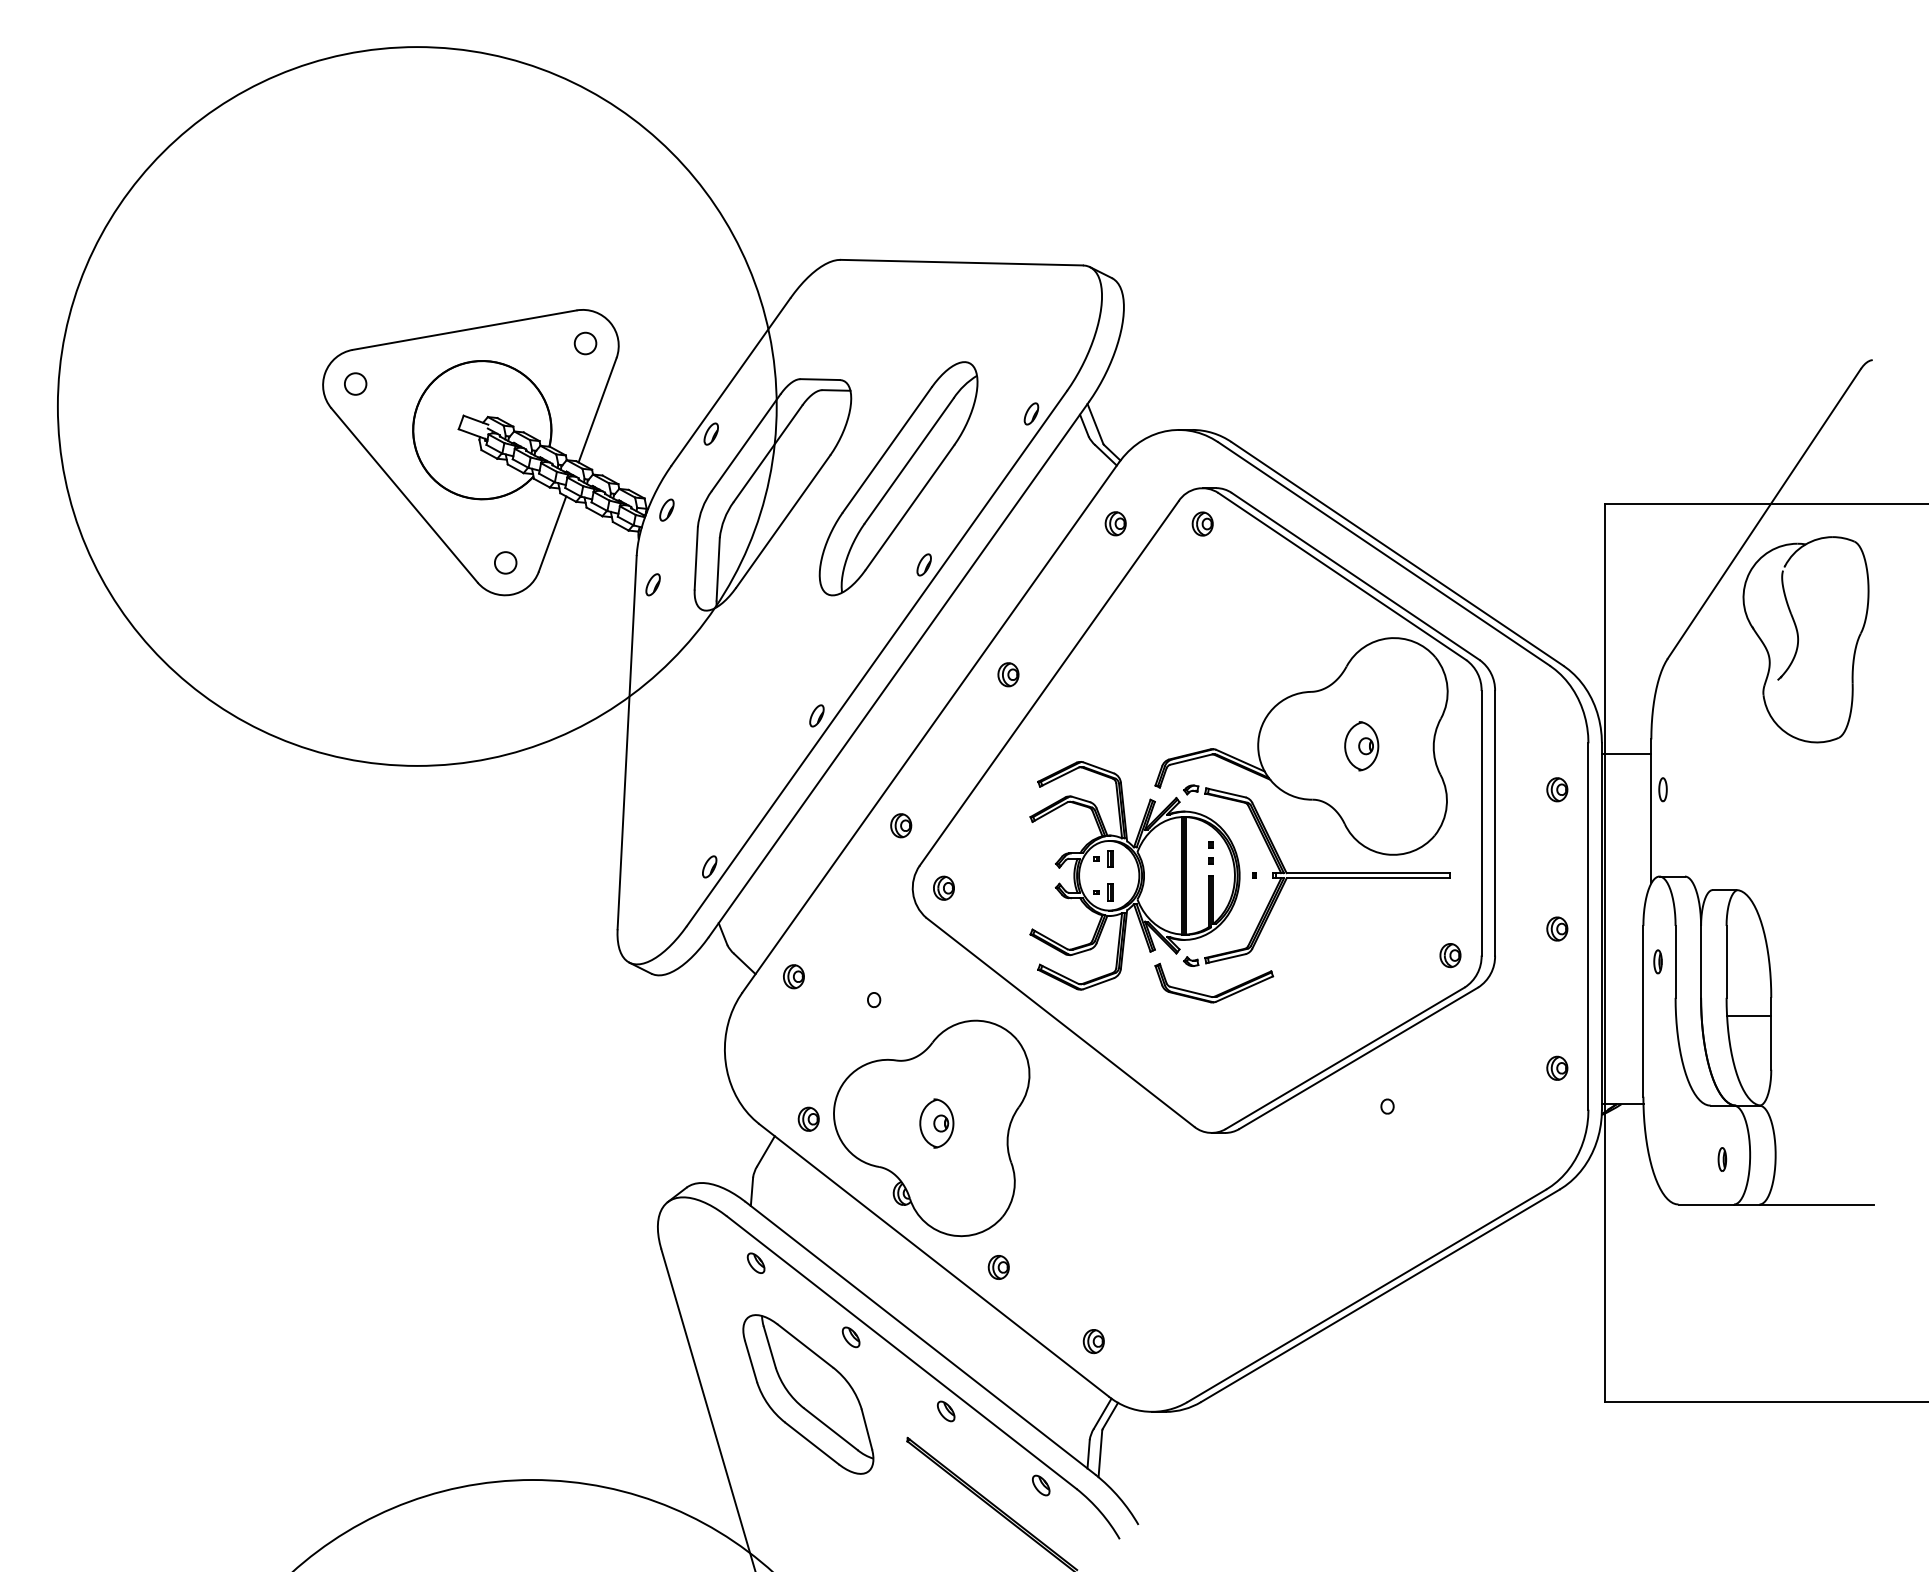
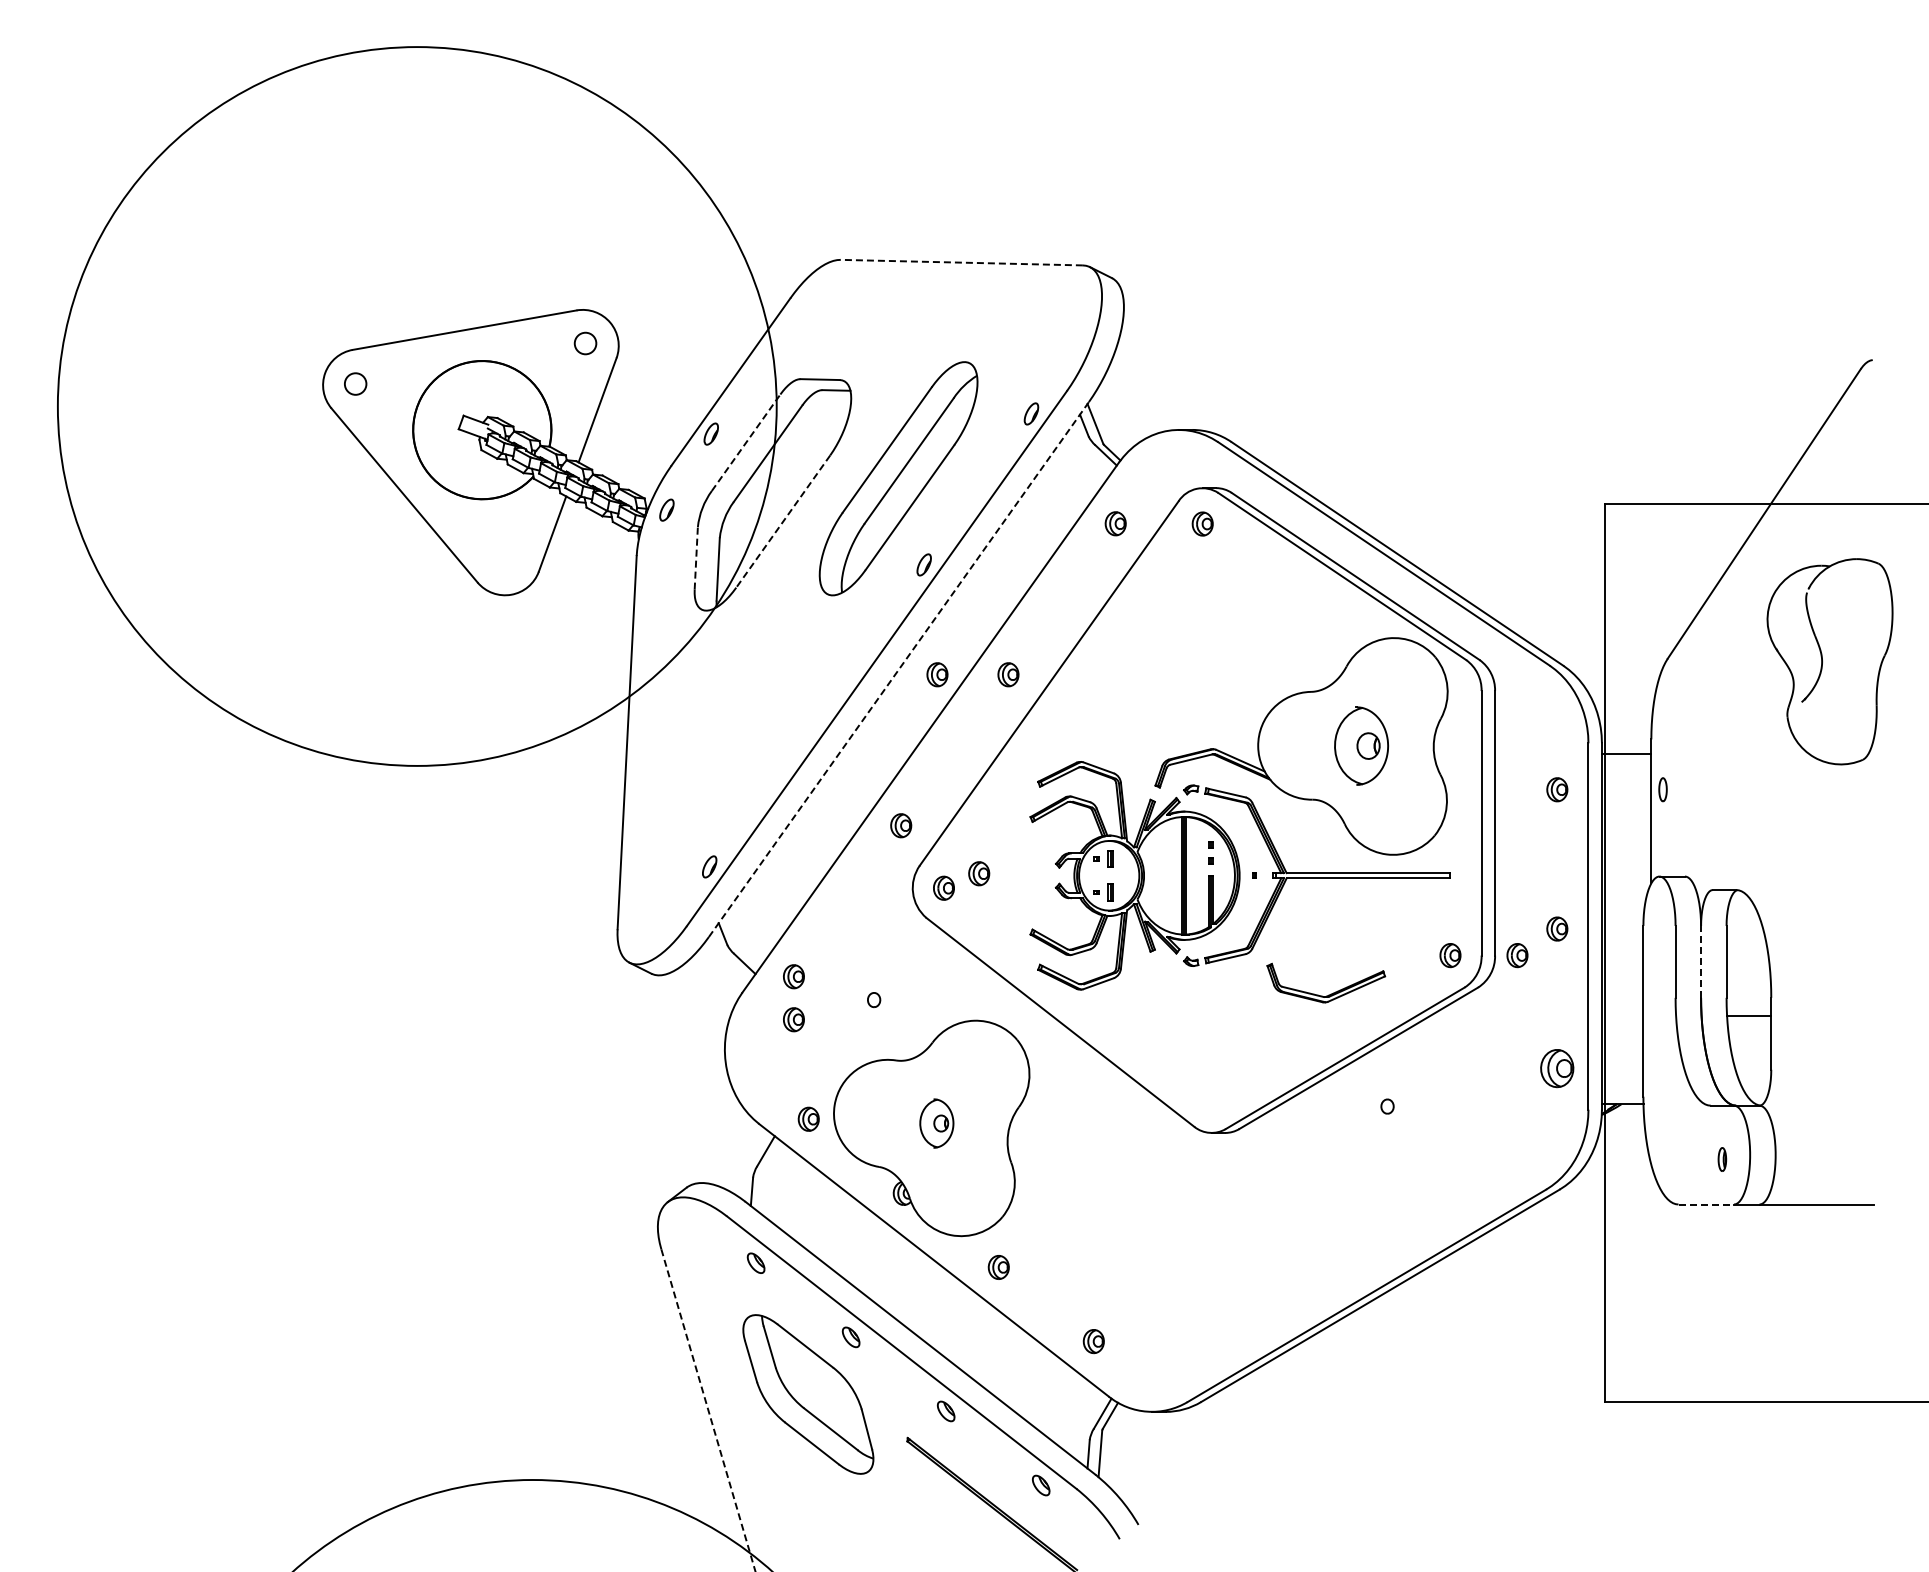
line: solid -> dashed (961, 262)
line: solid -> dashed (746, 442)
line: solid -> dashed (782, 521)
line: solid -> dashed (696, 557)
circle: present -> none (505, 562)
part: present -> none (652, 584)
part position: (1805, 639) -> (1829, 661) (1829, 661)
line: solid -> dashed (899, 669)
part: none -> present (937, 674)
part: present -> none (816, 715)
part size: 36x51 px -> 55x80 px (1361, 745)
part: none -> present (979, 873)
part: none -> present (1517, 955)
part: present -> none (1657, 961)
line: solid -> dashed (1701, 961)
part position: (1218, 993) -> (1330, 993) (1330, 993)
part: none -> present (793, 1019)
part size: 23x26 px -> 35x40 px (1557, 1068)
line: solid -> dashed (1706, 1204)
line: solid -> dashed (708, 1410)
